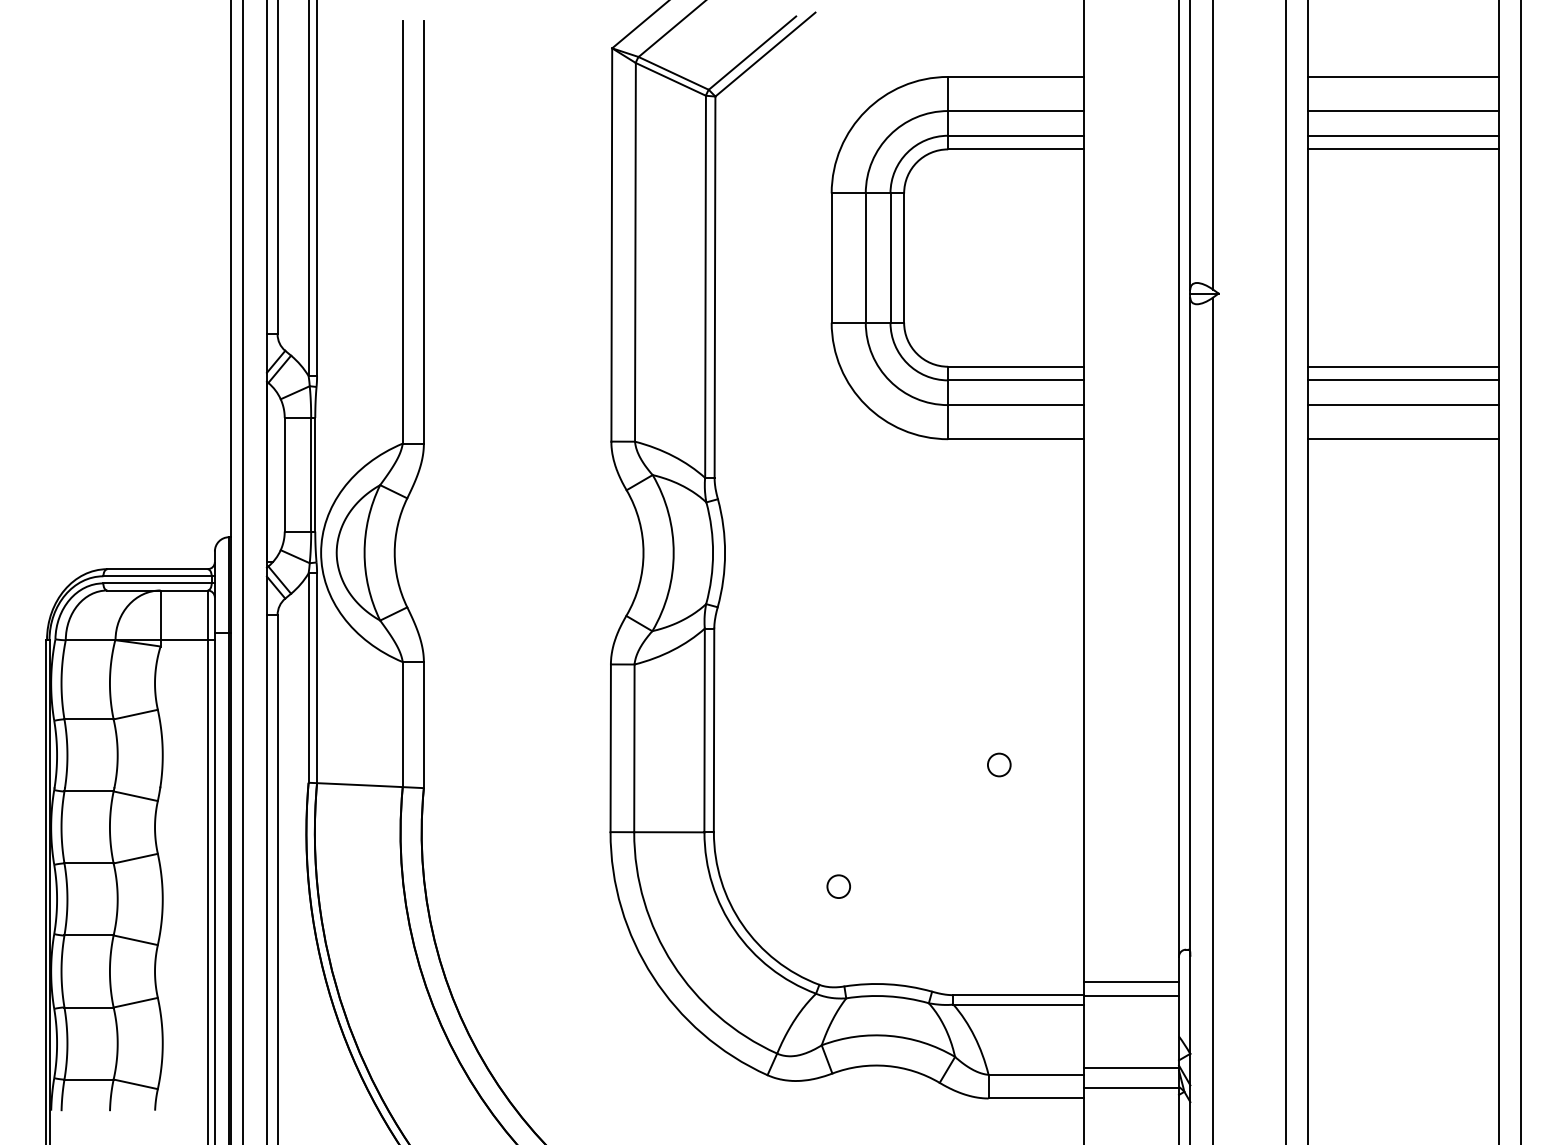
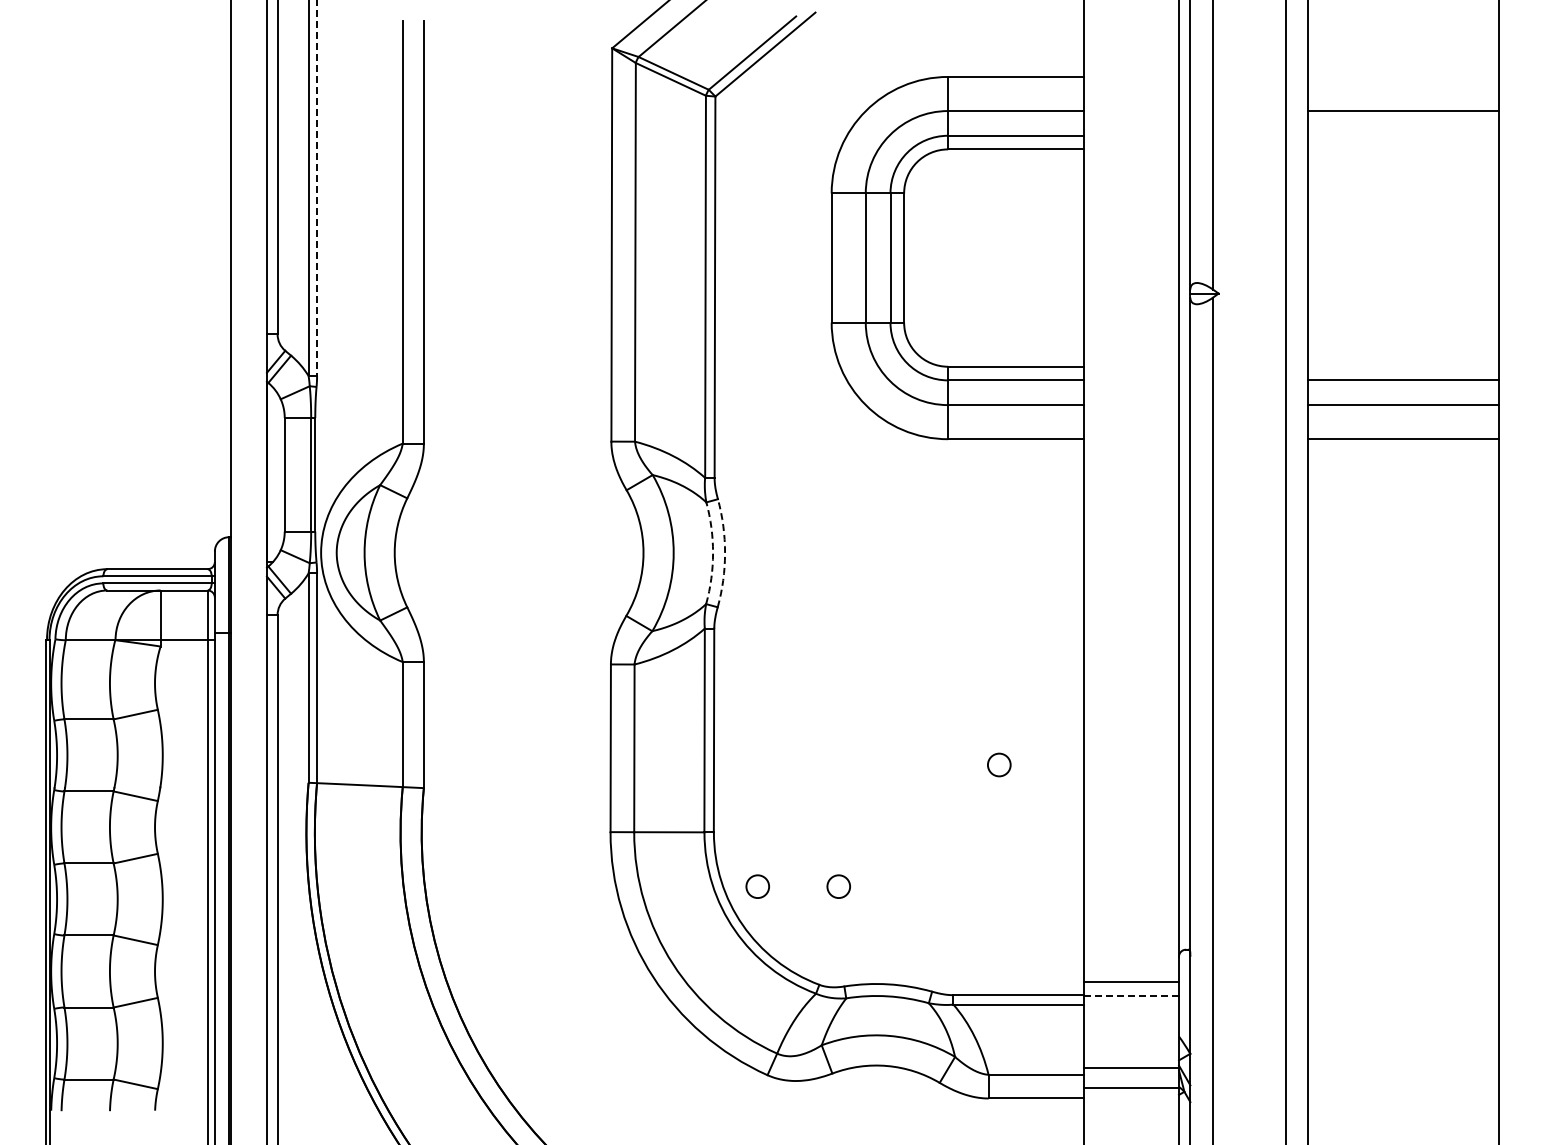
line: present -> none (1403, 76)
line: present -> none (1403, 135)
line: present -> none (1403, 149)
line: solid -> dashed (317, 188)
line: present -> none (1403, 366)
arc: solid -> dashed (713, 553)
arc: solid -> dashed (725, 553)
line: present -> none (242, 571)
line: present -> none (1521, 571)
circle: none -> present (757, 886)
line: solid -> dashed (1131, 995)
